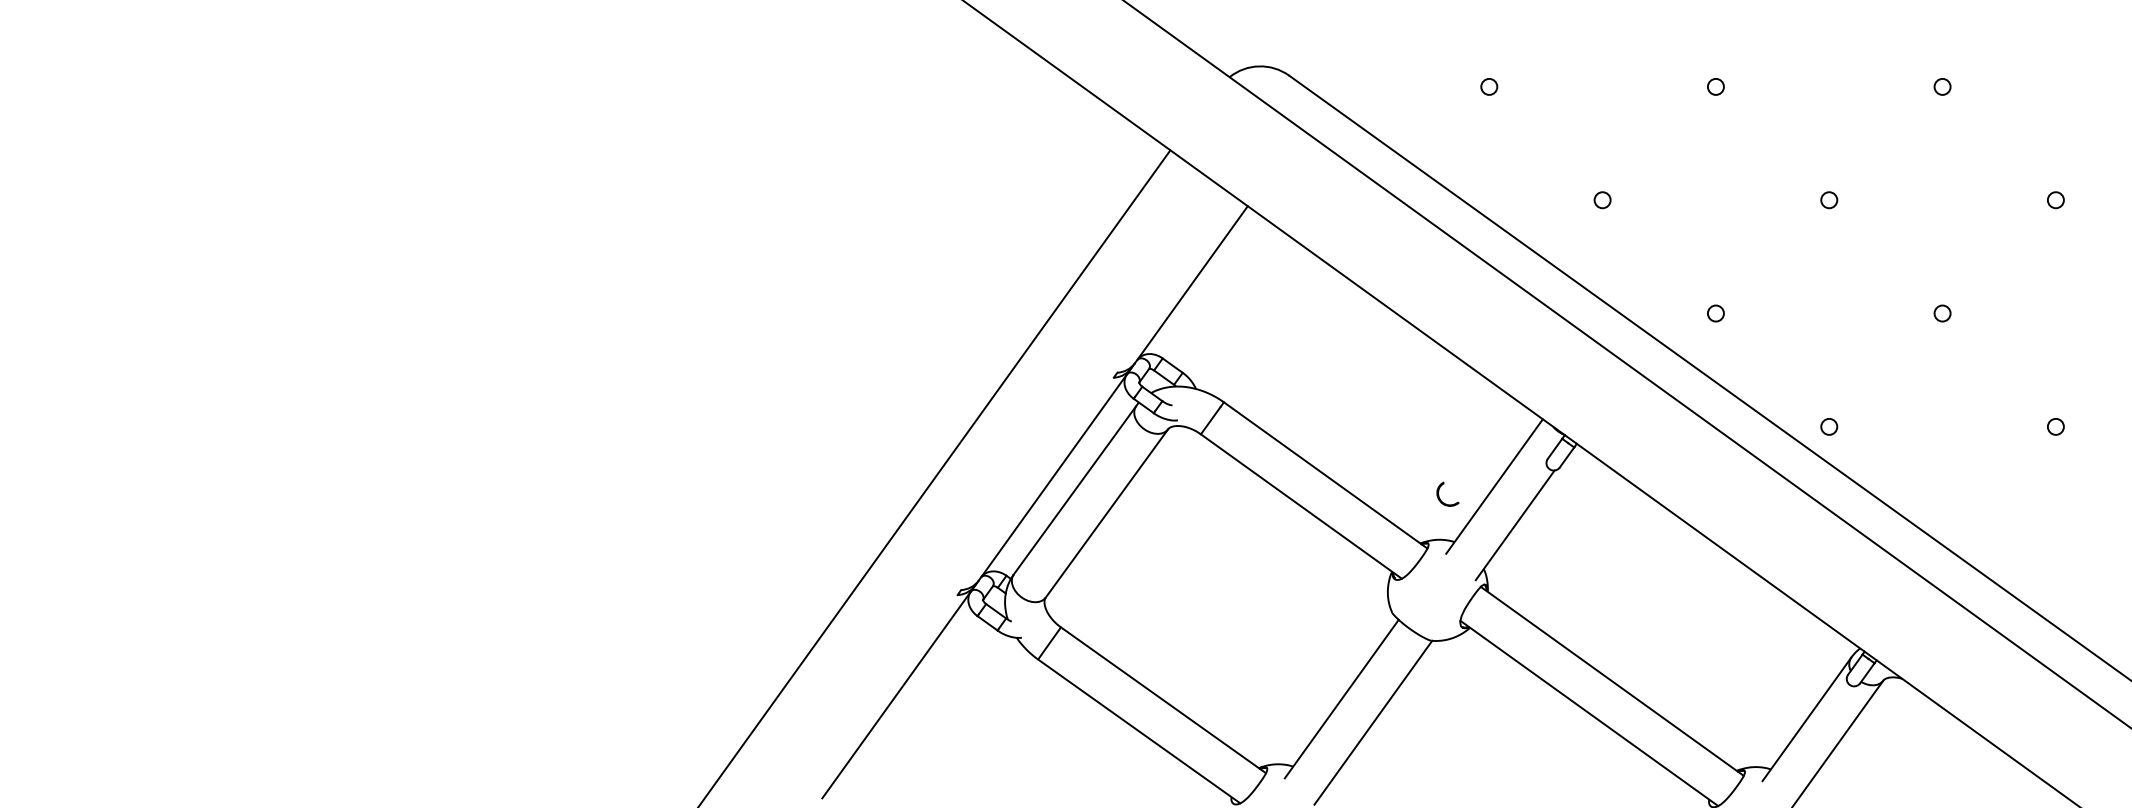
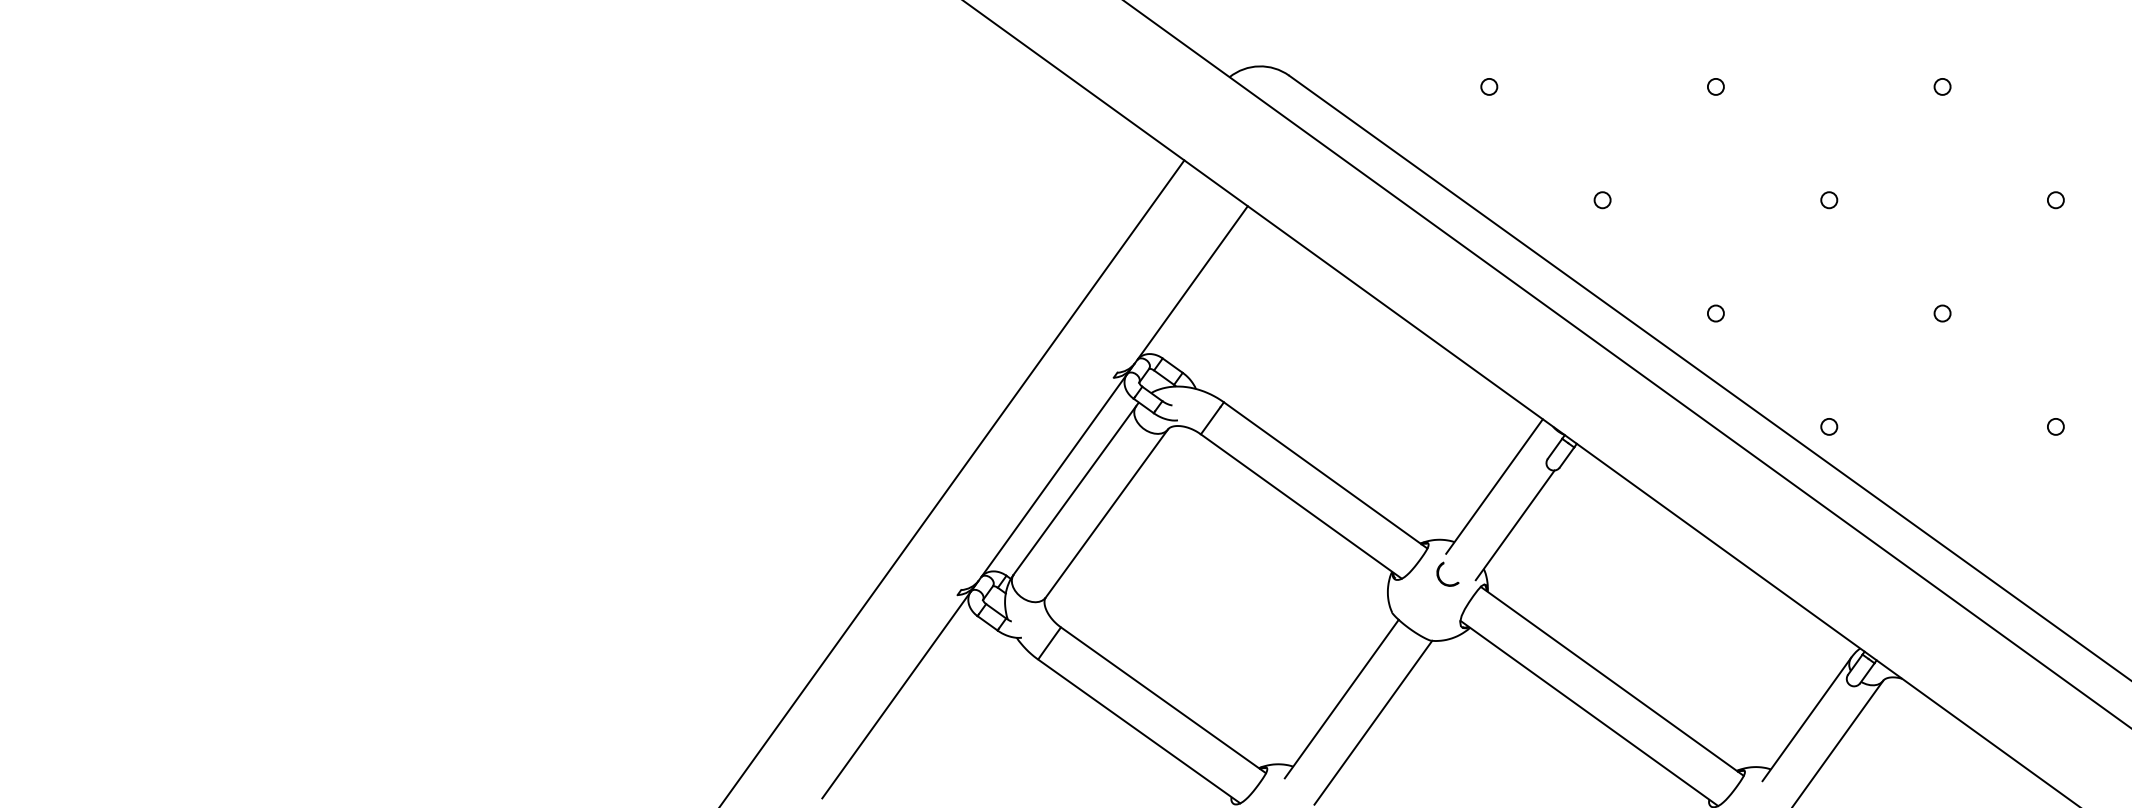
line position: (935, 477) -> (952, 482) (952, 482)
part position: (1439, 494) -> (1439, 574) (1439, 574)
